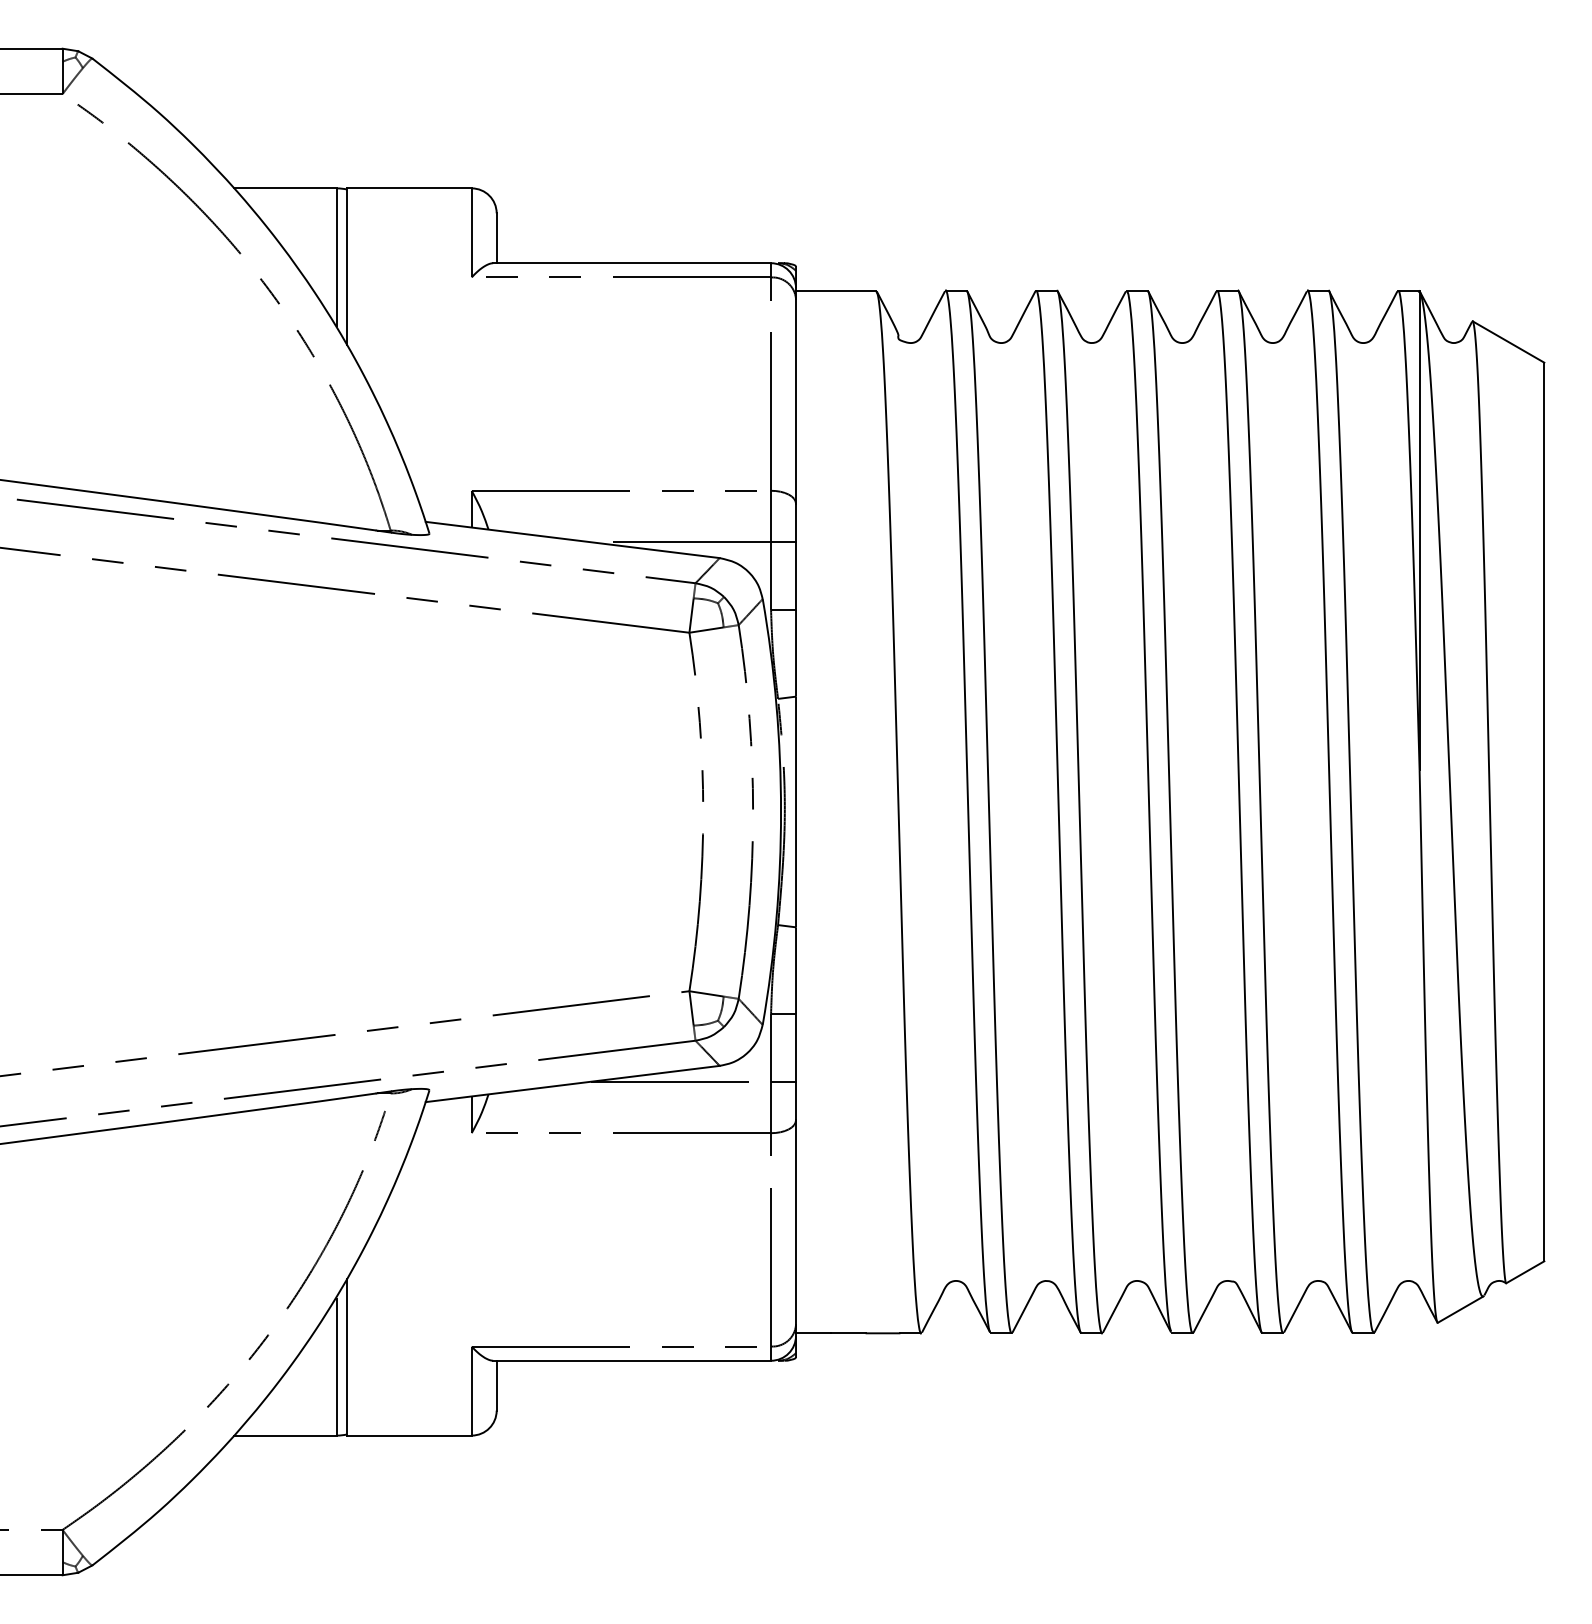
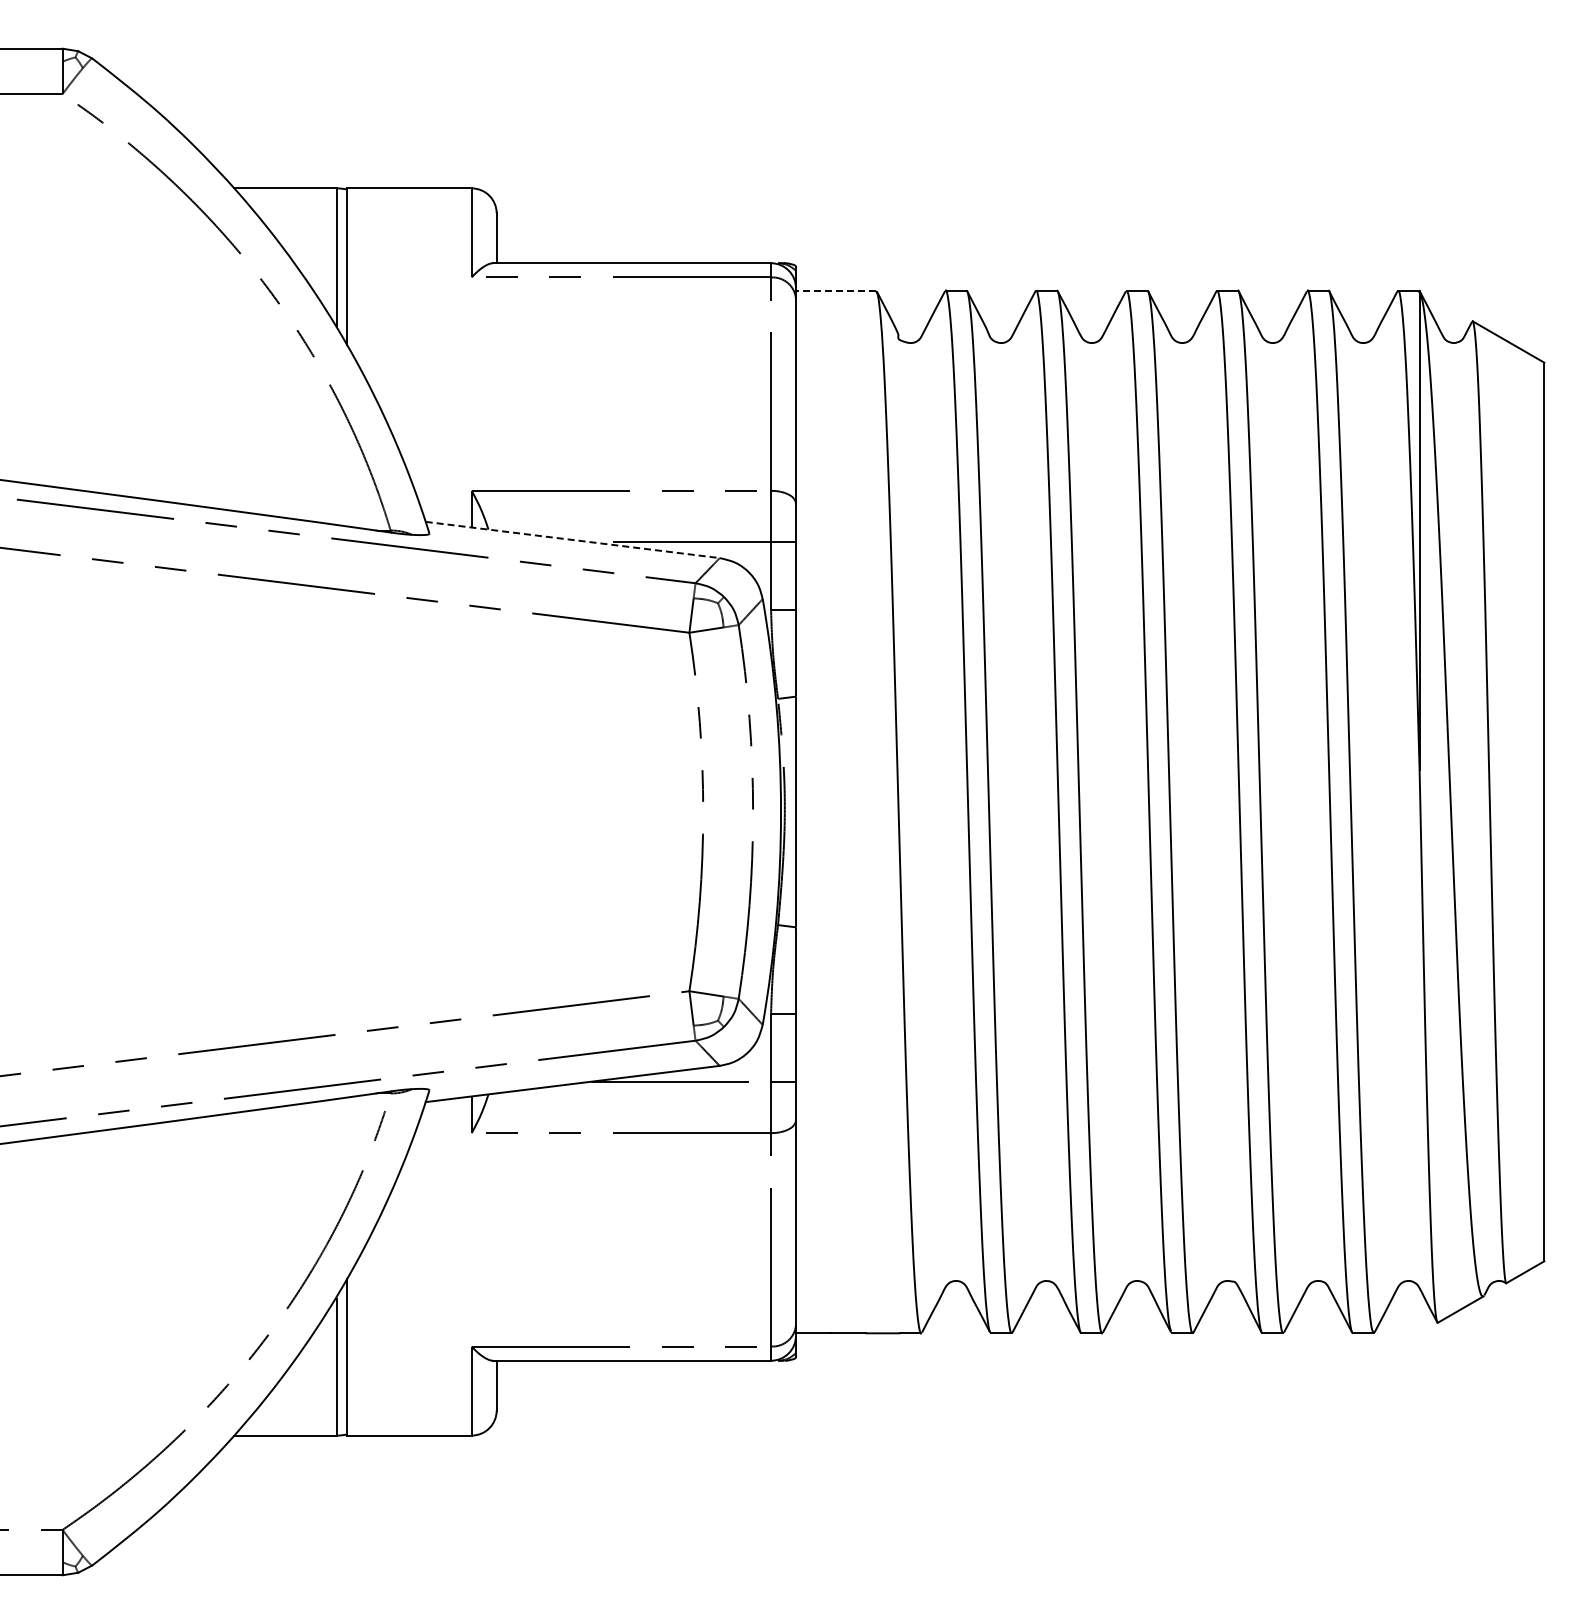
line: solid -> dashed (835, 290)
line: solid -> dashed (573, 540)
